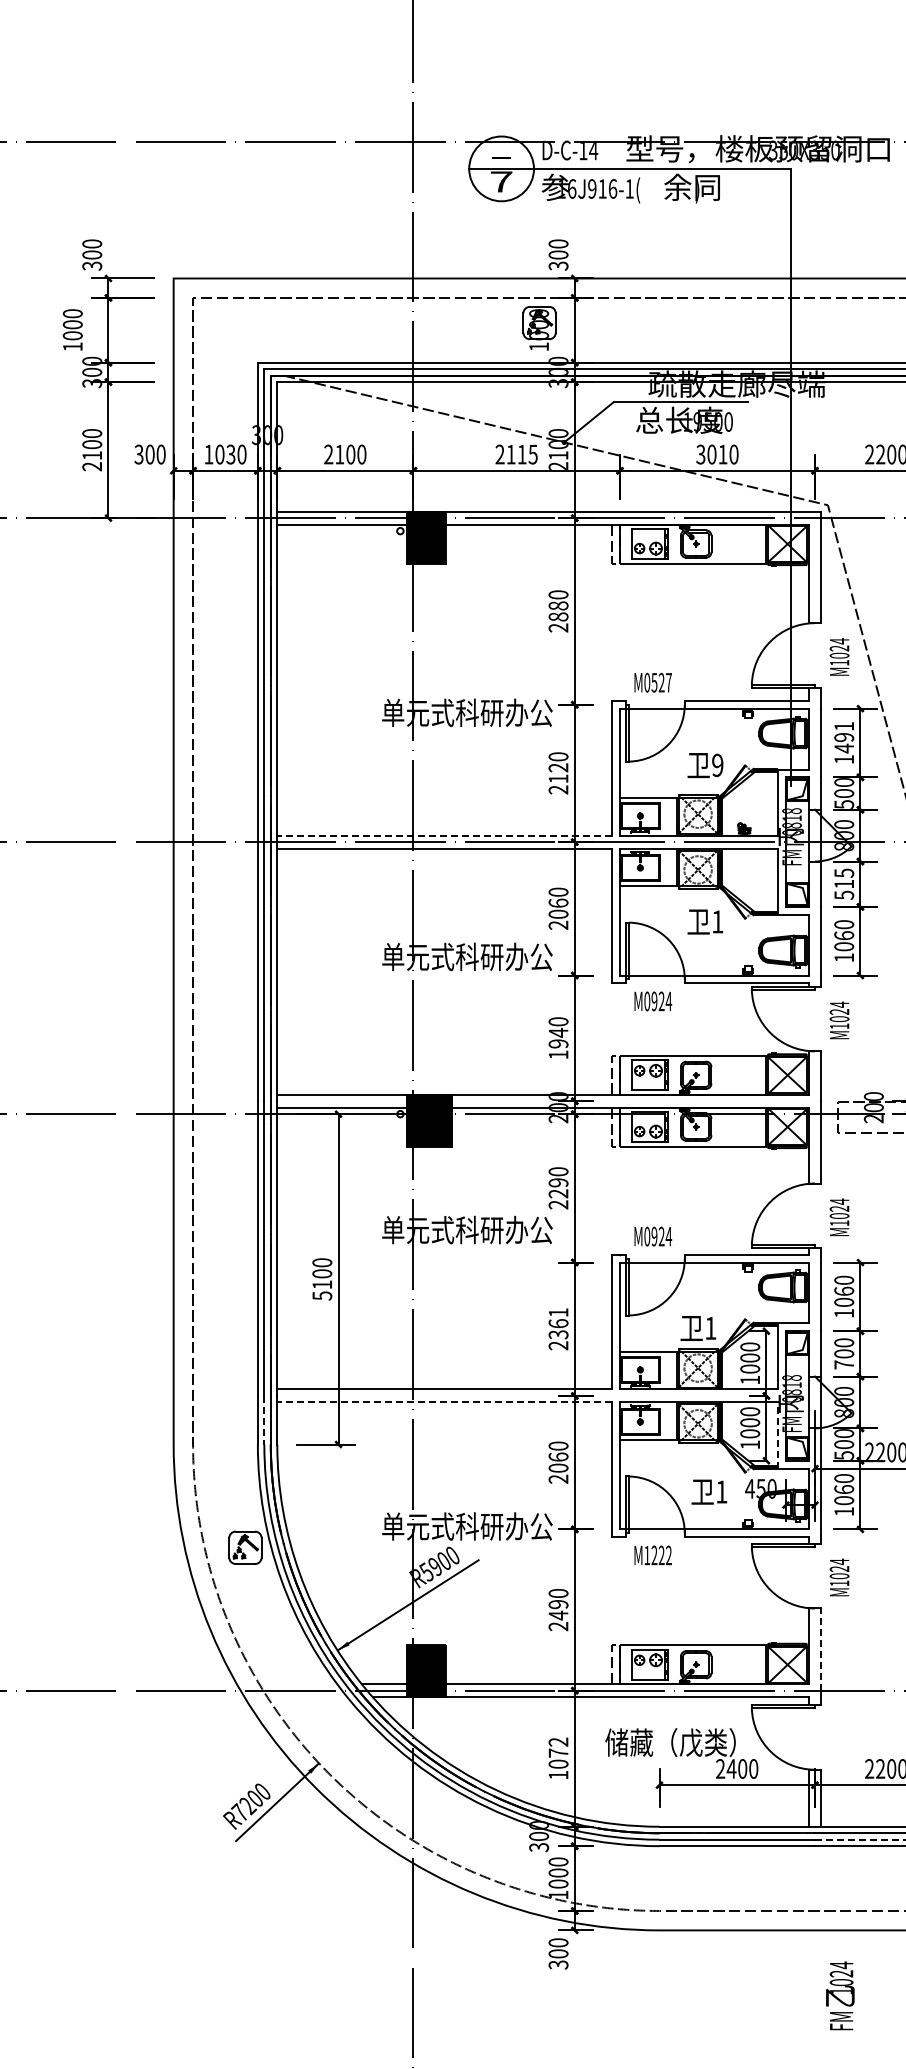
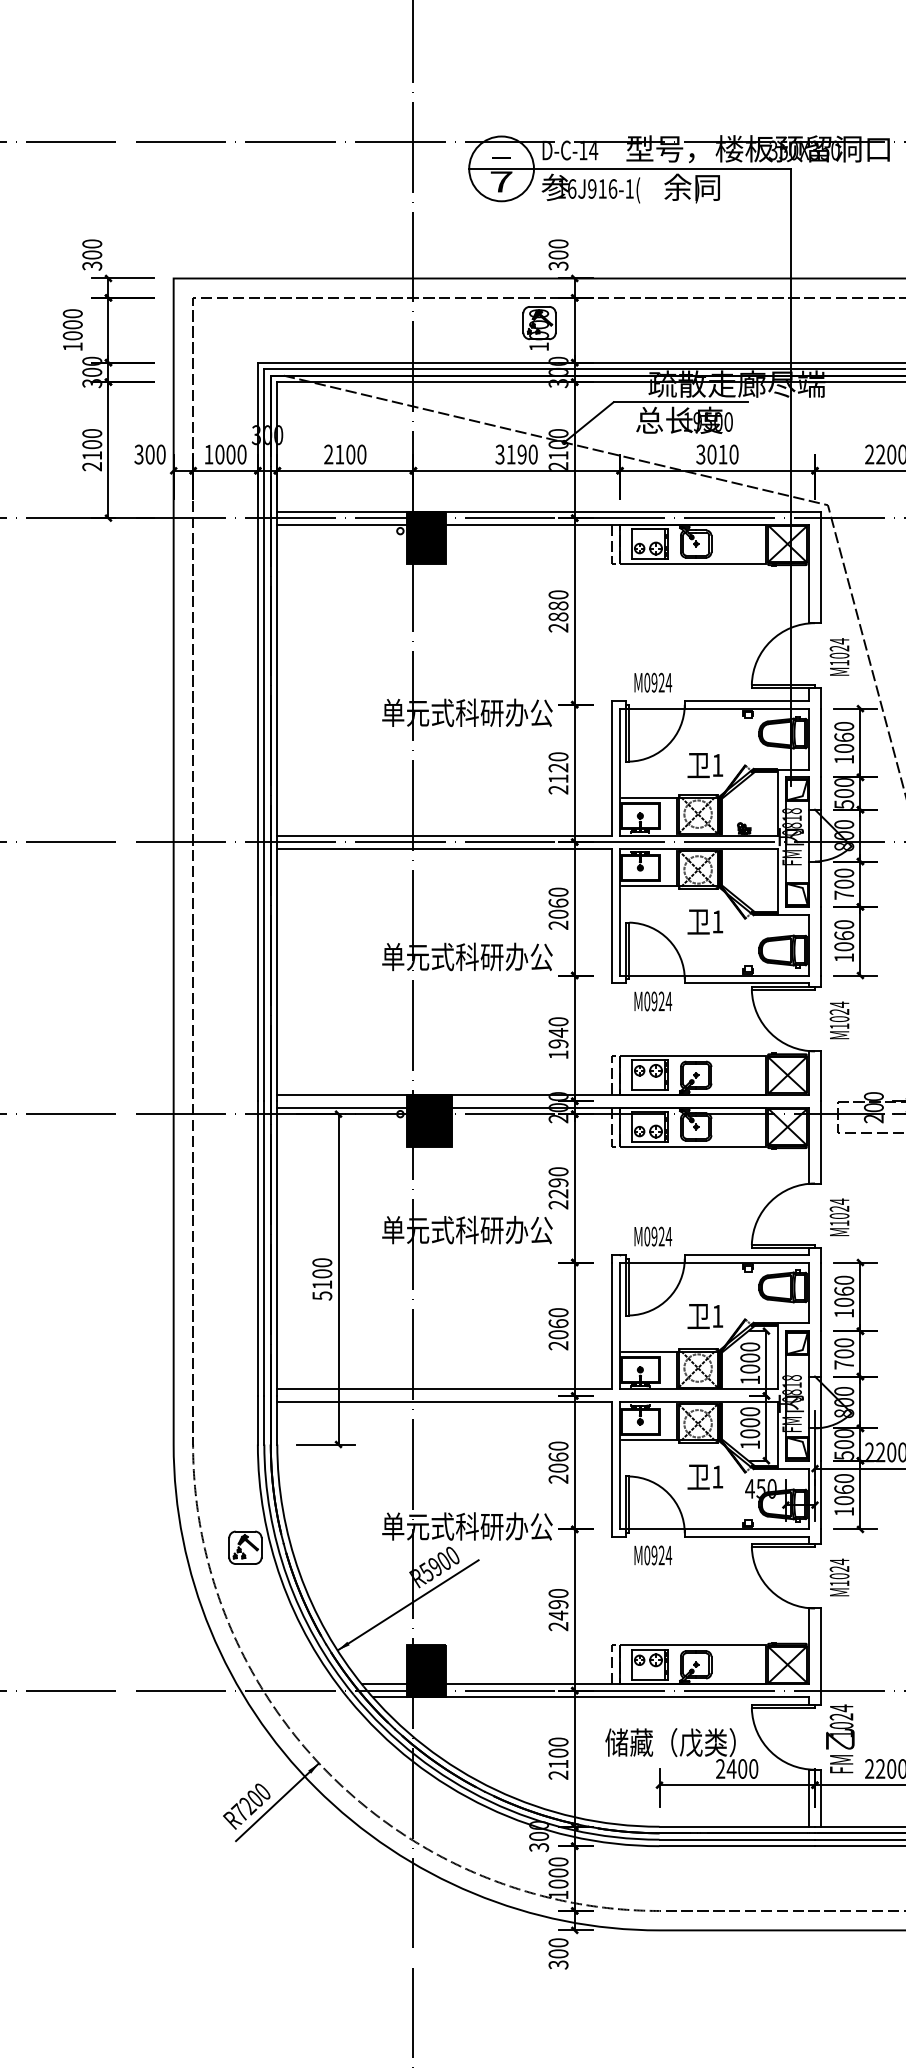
text: 1030 -> 1000 (230, 454)
text: 2115 -> 3190 (516, 454)
text: M0527 -> M0924 (661, 682)
text: 1491 -> 1060 (844, 737)
text: 9 -> 1 (717, 765)
line: dashed -> solid (444, 835)
text: 515 -> 700 (844, 883)
text: 2361 -> 2060 (558, 1323)
text position: (698, 1328) -> (705, 1316) (705, 1316)
line: dashed -> solid (444, 1402)
line: dashed -> solid (264, 1420)
line: dashed -> solid (778, 1434)
text position: (709, 1491) -> (705, 1476) (705, 1476)
text: M1222 -> M0924 (658, 1555)
line: dashed -> solid (821, 1649)
text: 1072 -> 2100 (558, 1758)
line: dashed -> solid (860, 1839)
text position: (840, 1995) -> (840, 1738) (840, 1738)
